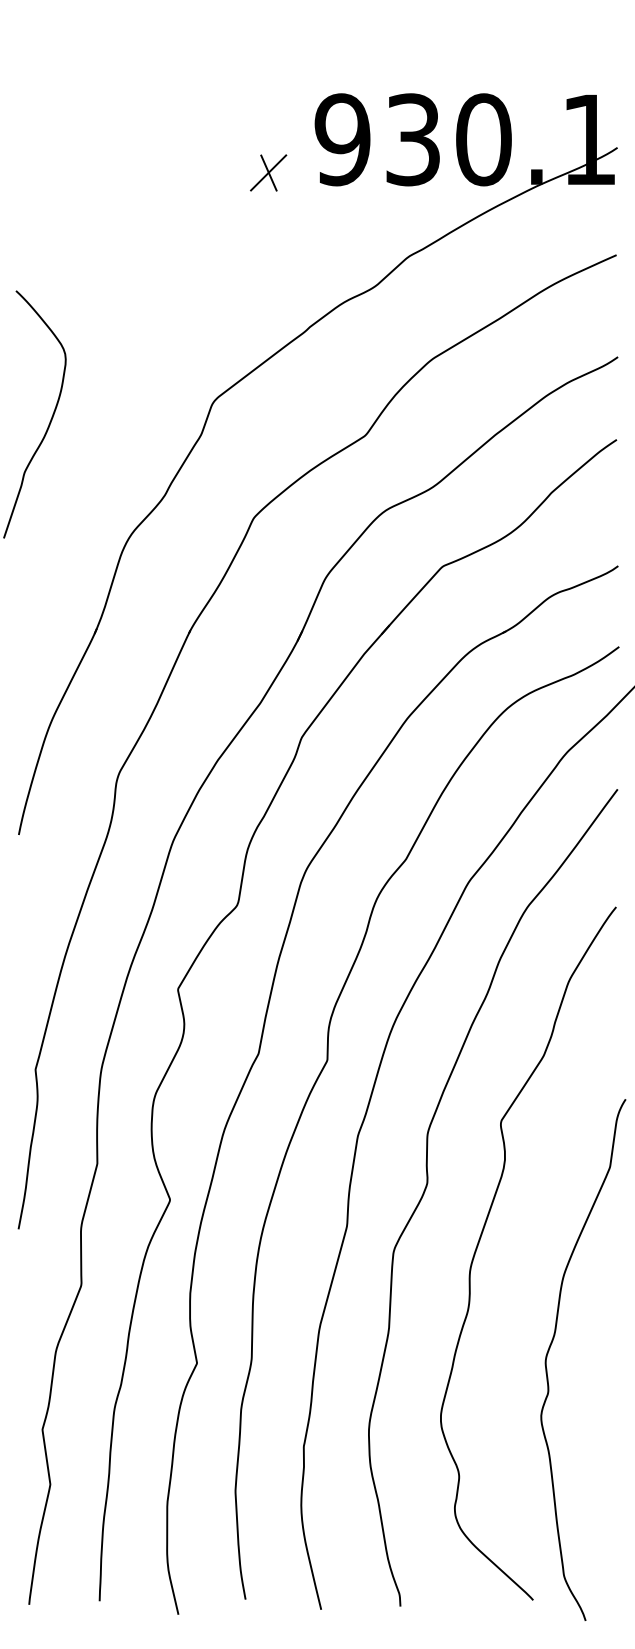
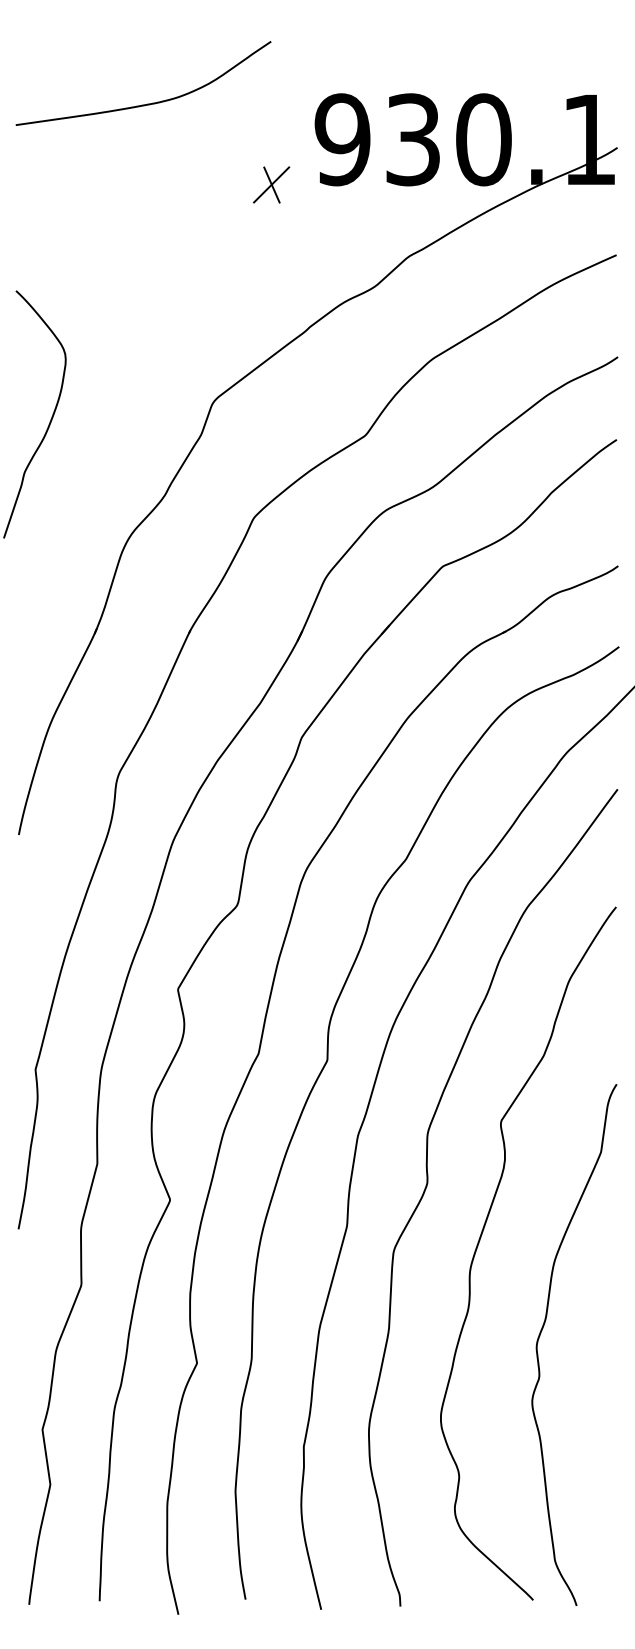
curve: none -> present (147, 103)
part position: (268, 172) -> (271, 184) (271, 184)
curve position: (550, 1348) -> (541, 1333) (541, 1333)
